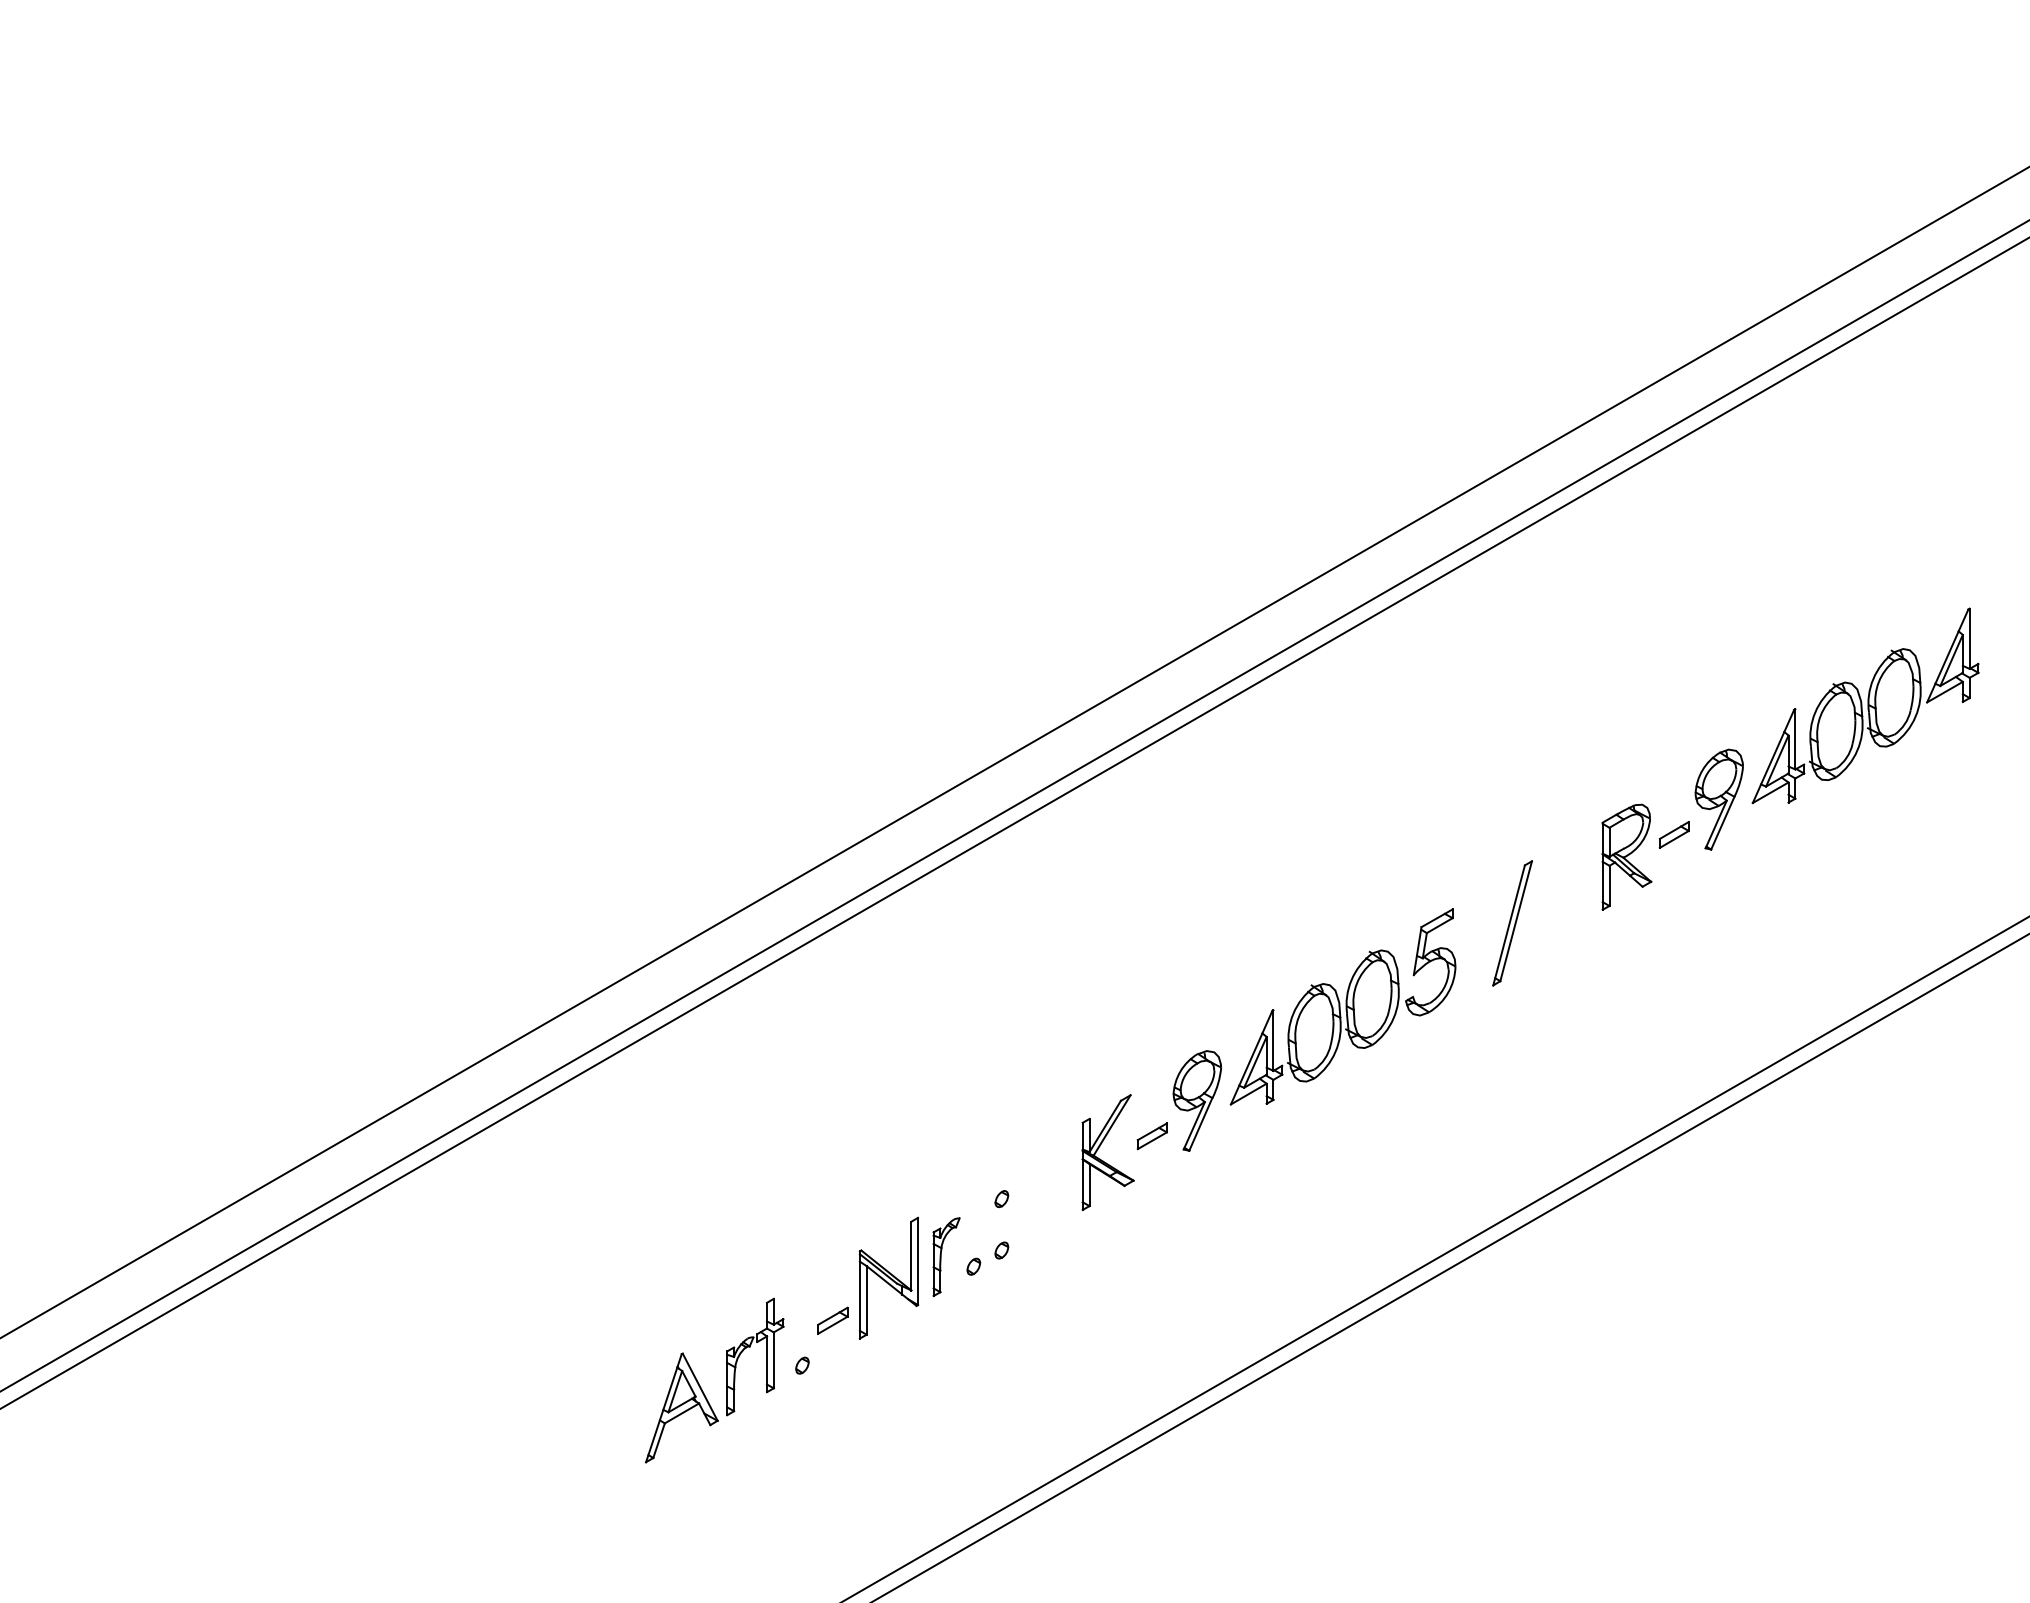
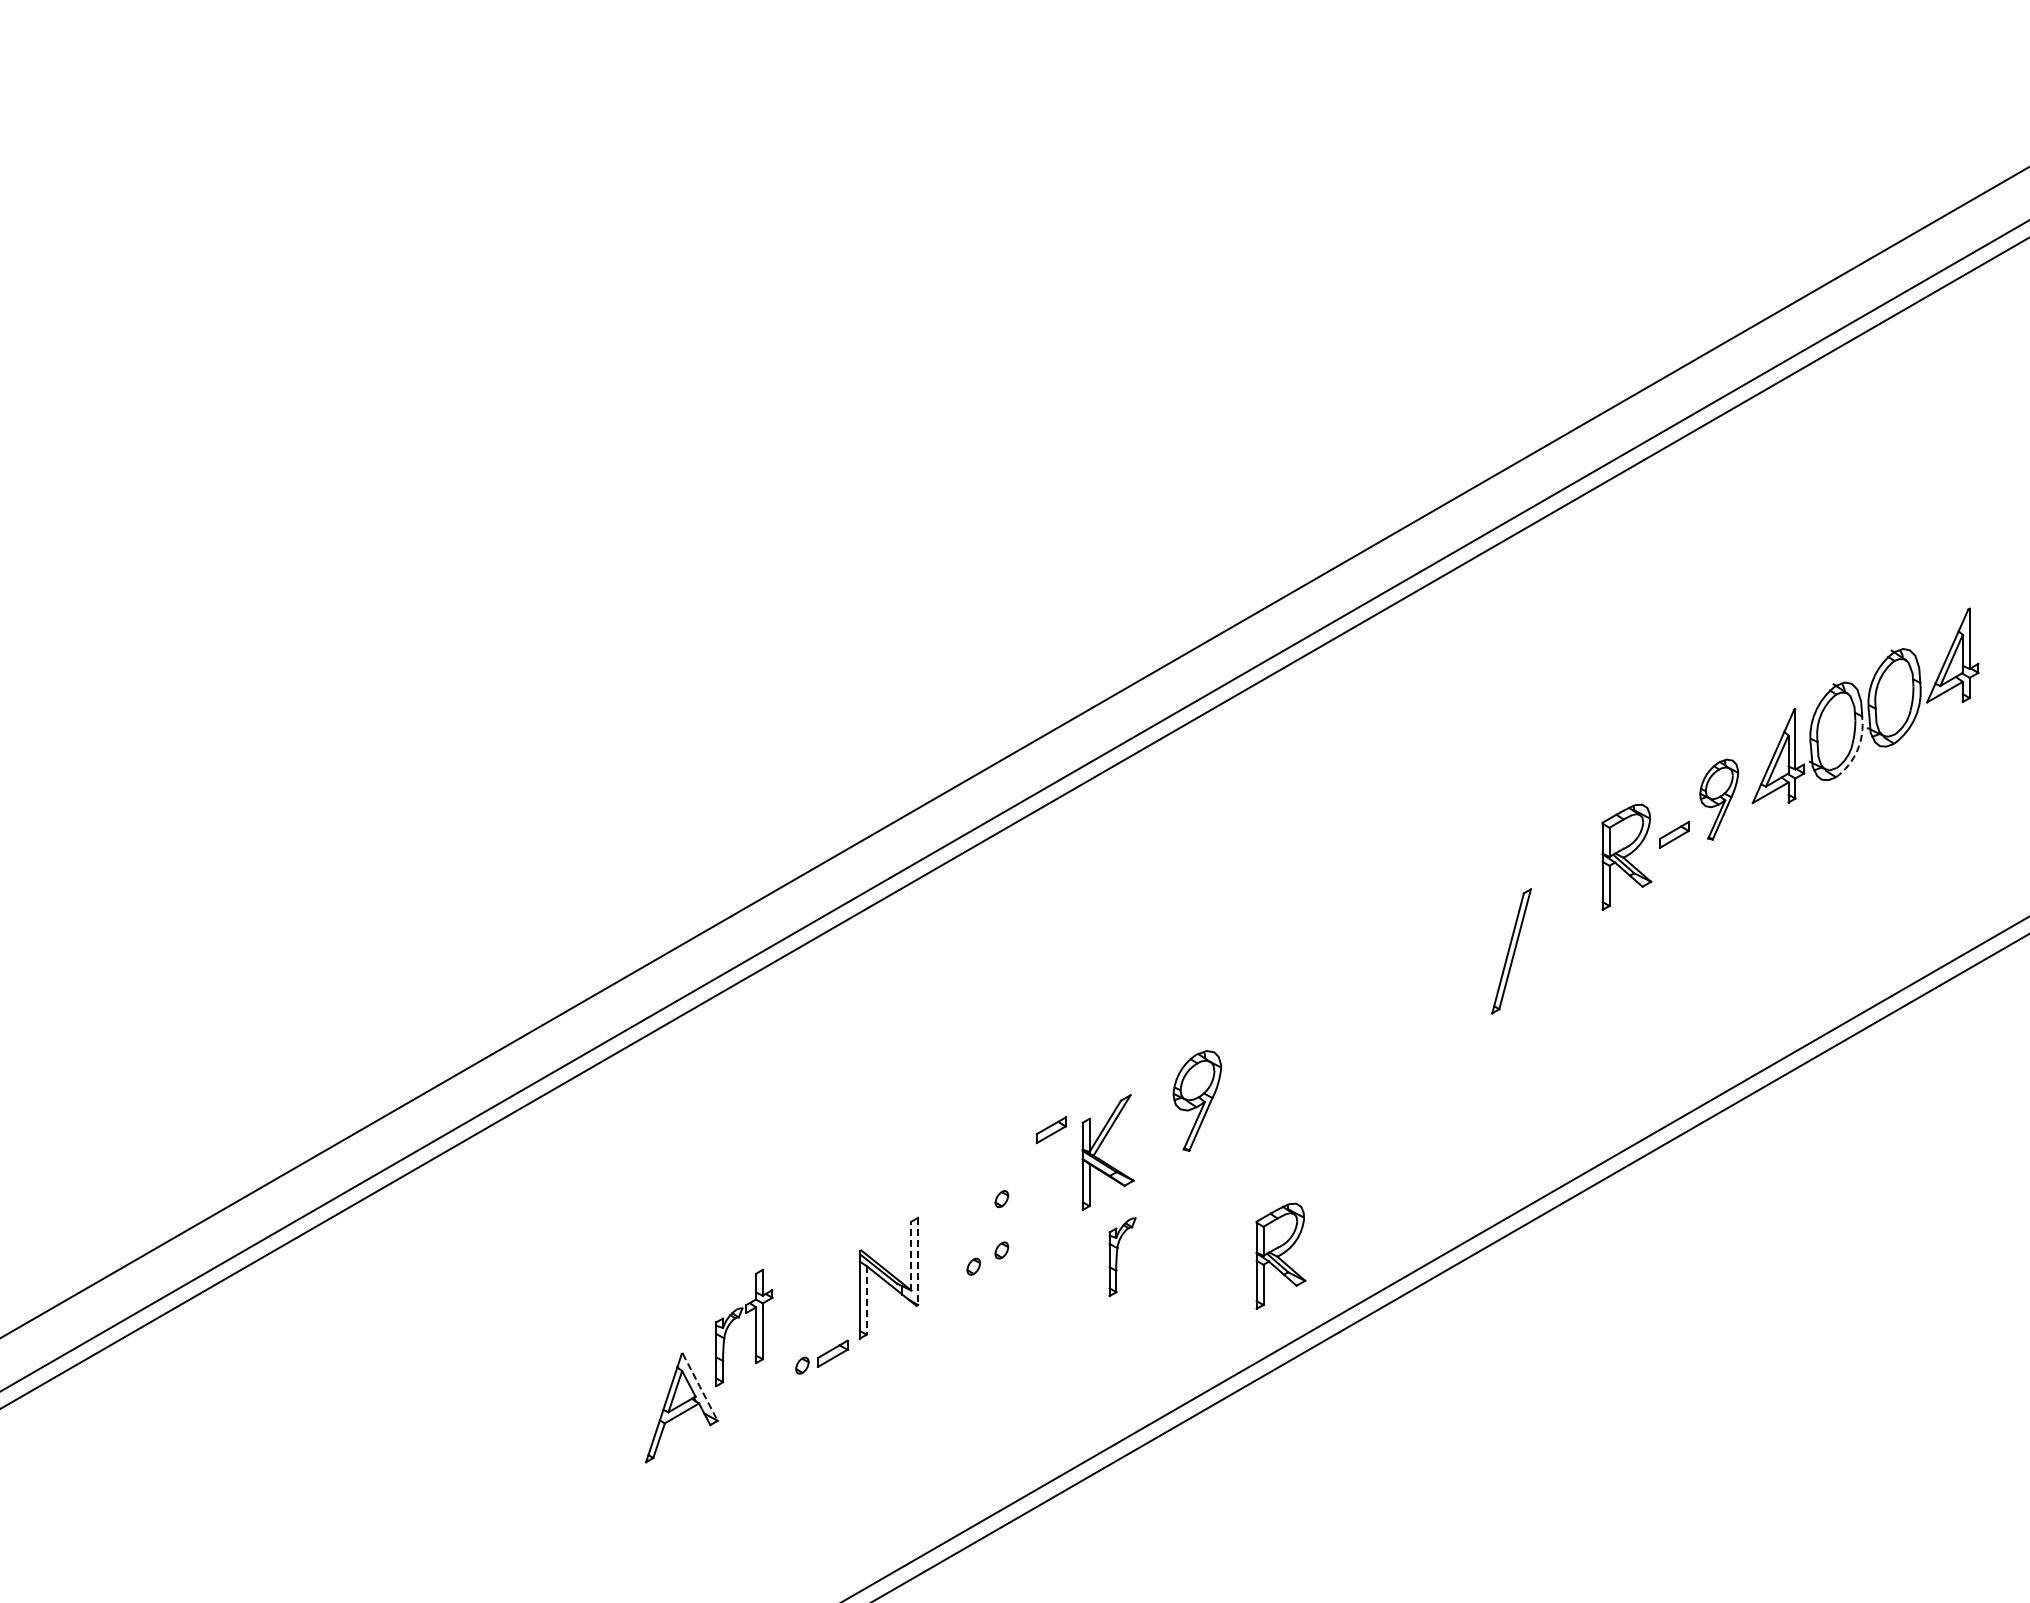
arc: solid -> dashed (1857, 750)
part size: 50x103 px -> 41x83 px (1719, 799)
part position: (1512, 923) -> (1511, 951) (1511, 951)
part: present -> none (1342, 1006)
part position: (1151, 1136) -> (1050, 1130) (1050, 1130)
line: solid -> dashed (911, 1255)
part: none -> present (1280, 1255)
part position: (946, 1257) -> (1122, 1257) (1122, 1257)
line: solid -> dashed (918, 1261)
line: solid -> dashed (866, 1300)
part position: (832, 1320) -> (832, 1353) (832, 1353)
part position: (750, 1347) -> (739, 1318) (739, 1318)
line: solid -> dashed (700, 1387)
